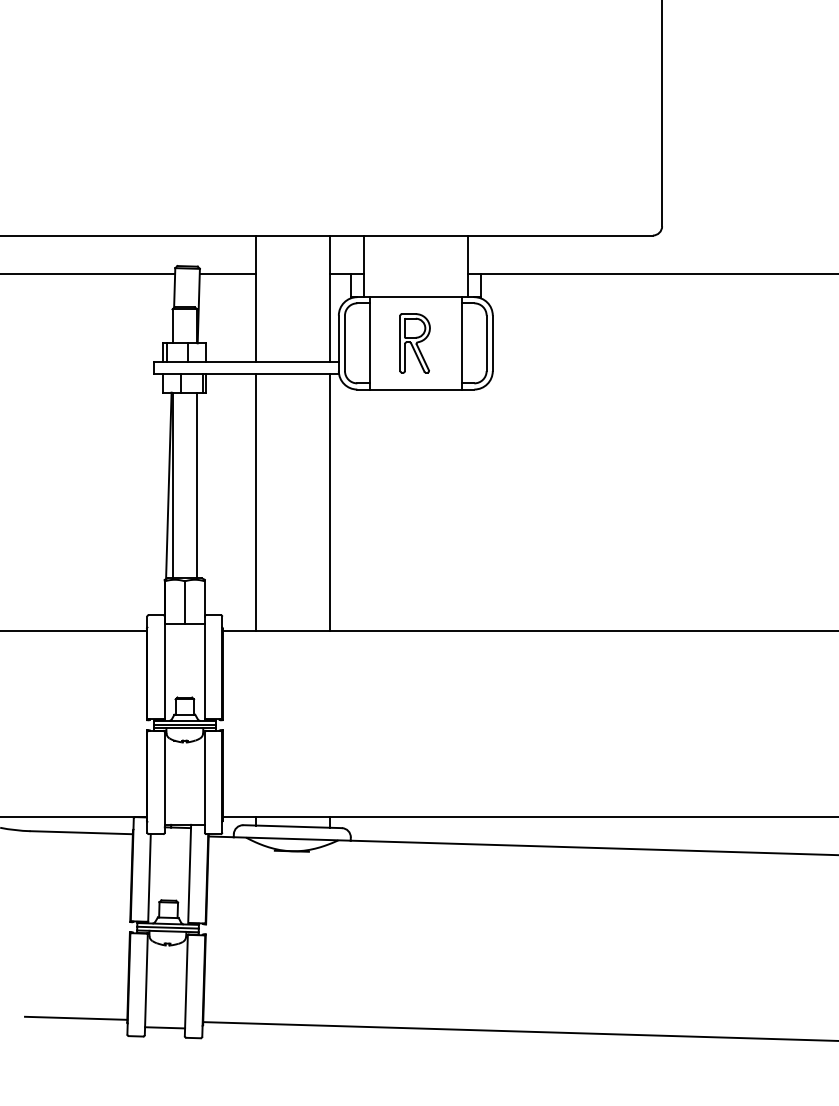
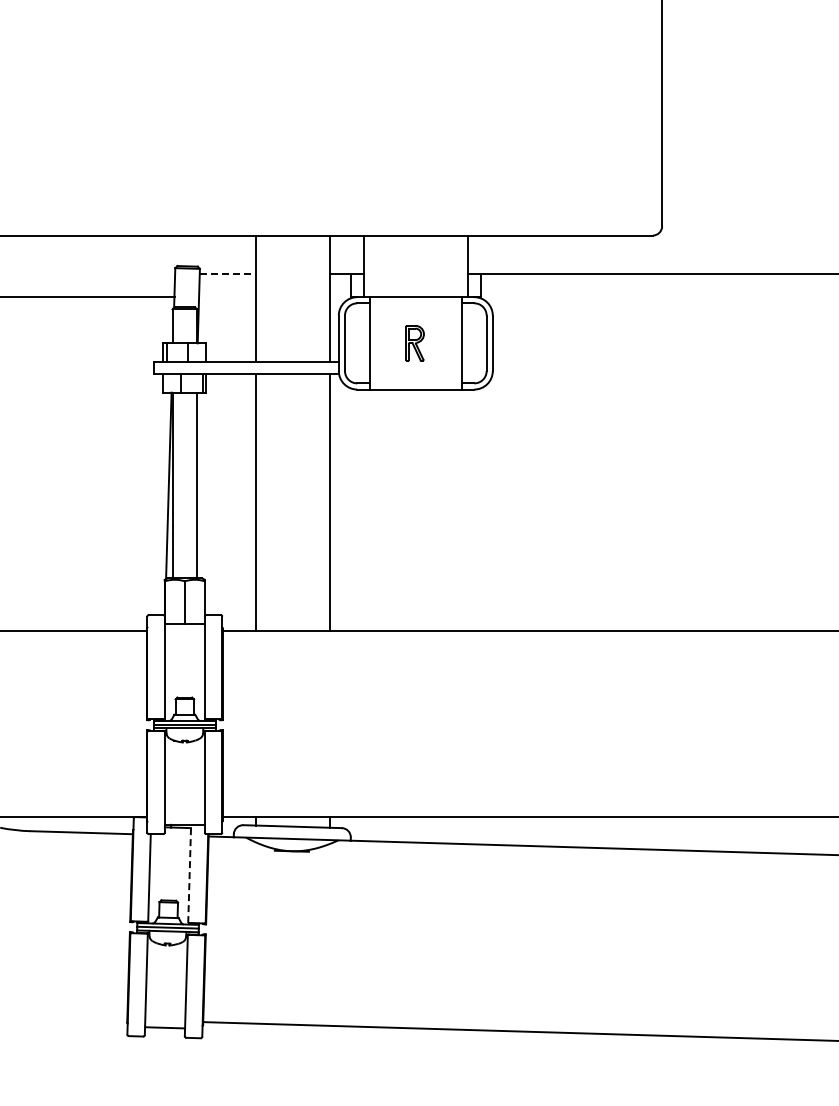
line position: (88, 274) -> (88, 297) (88, 297)
line: solid -> dashed (227, 274)
part size: 32x61 px -> 20x37 px (414, 343)
line: solid -> dashed (189, 873)
line: present -> none (76, 1017)
